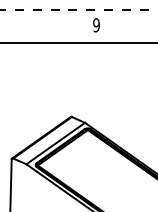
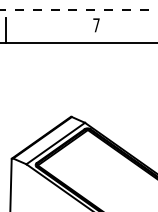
text: 9 -> 7 (96, 25)
line: none -> present (6, 30)
